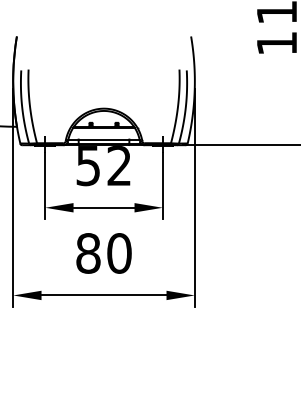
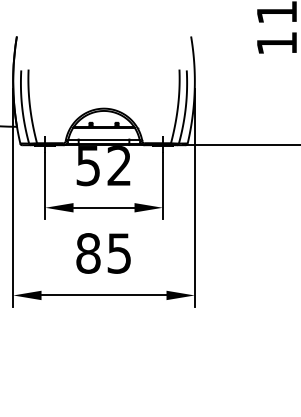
text: 80 -> 85 (119, 253)
